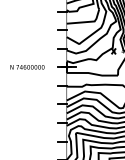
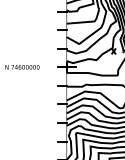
text position: (27, 67) -> (22, 67) (22, 67)
